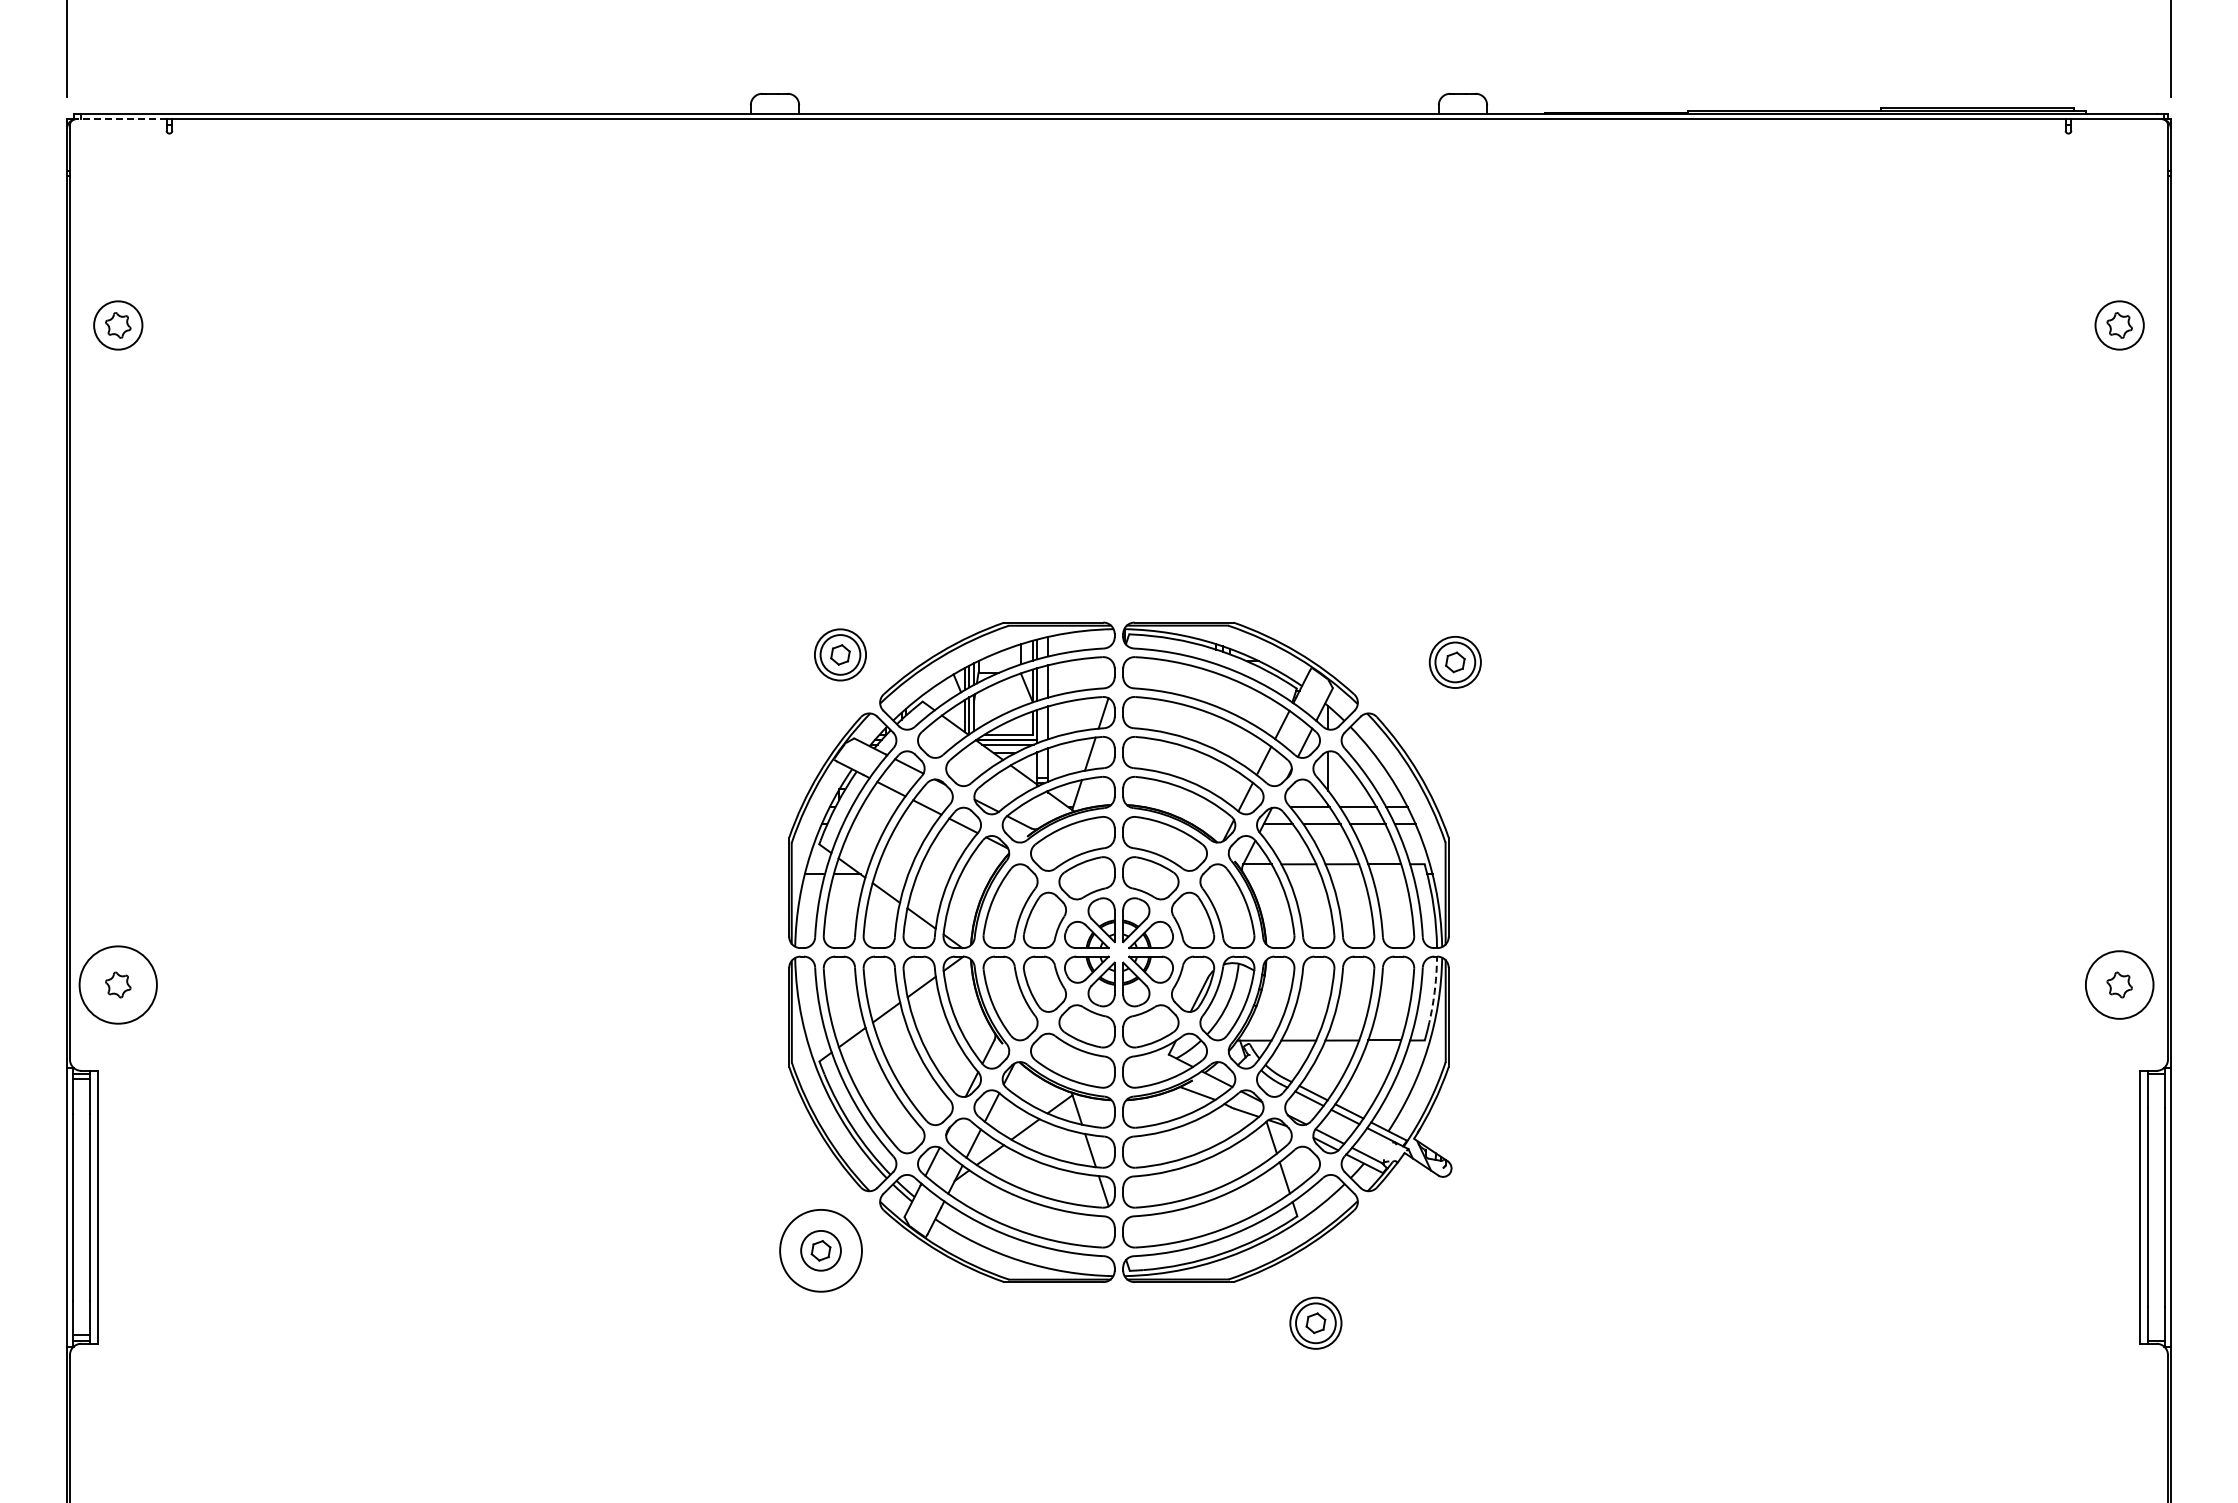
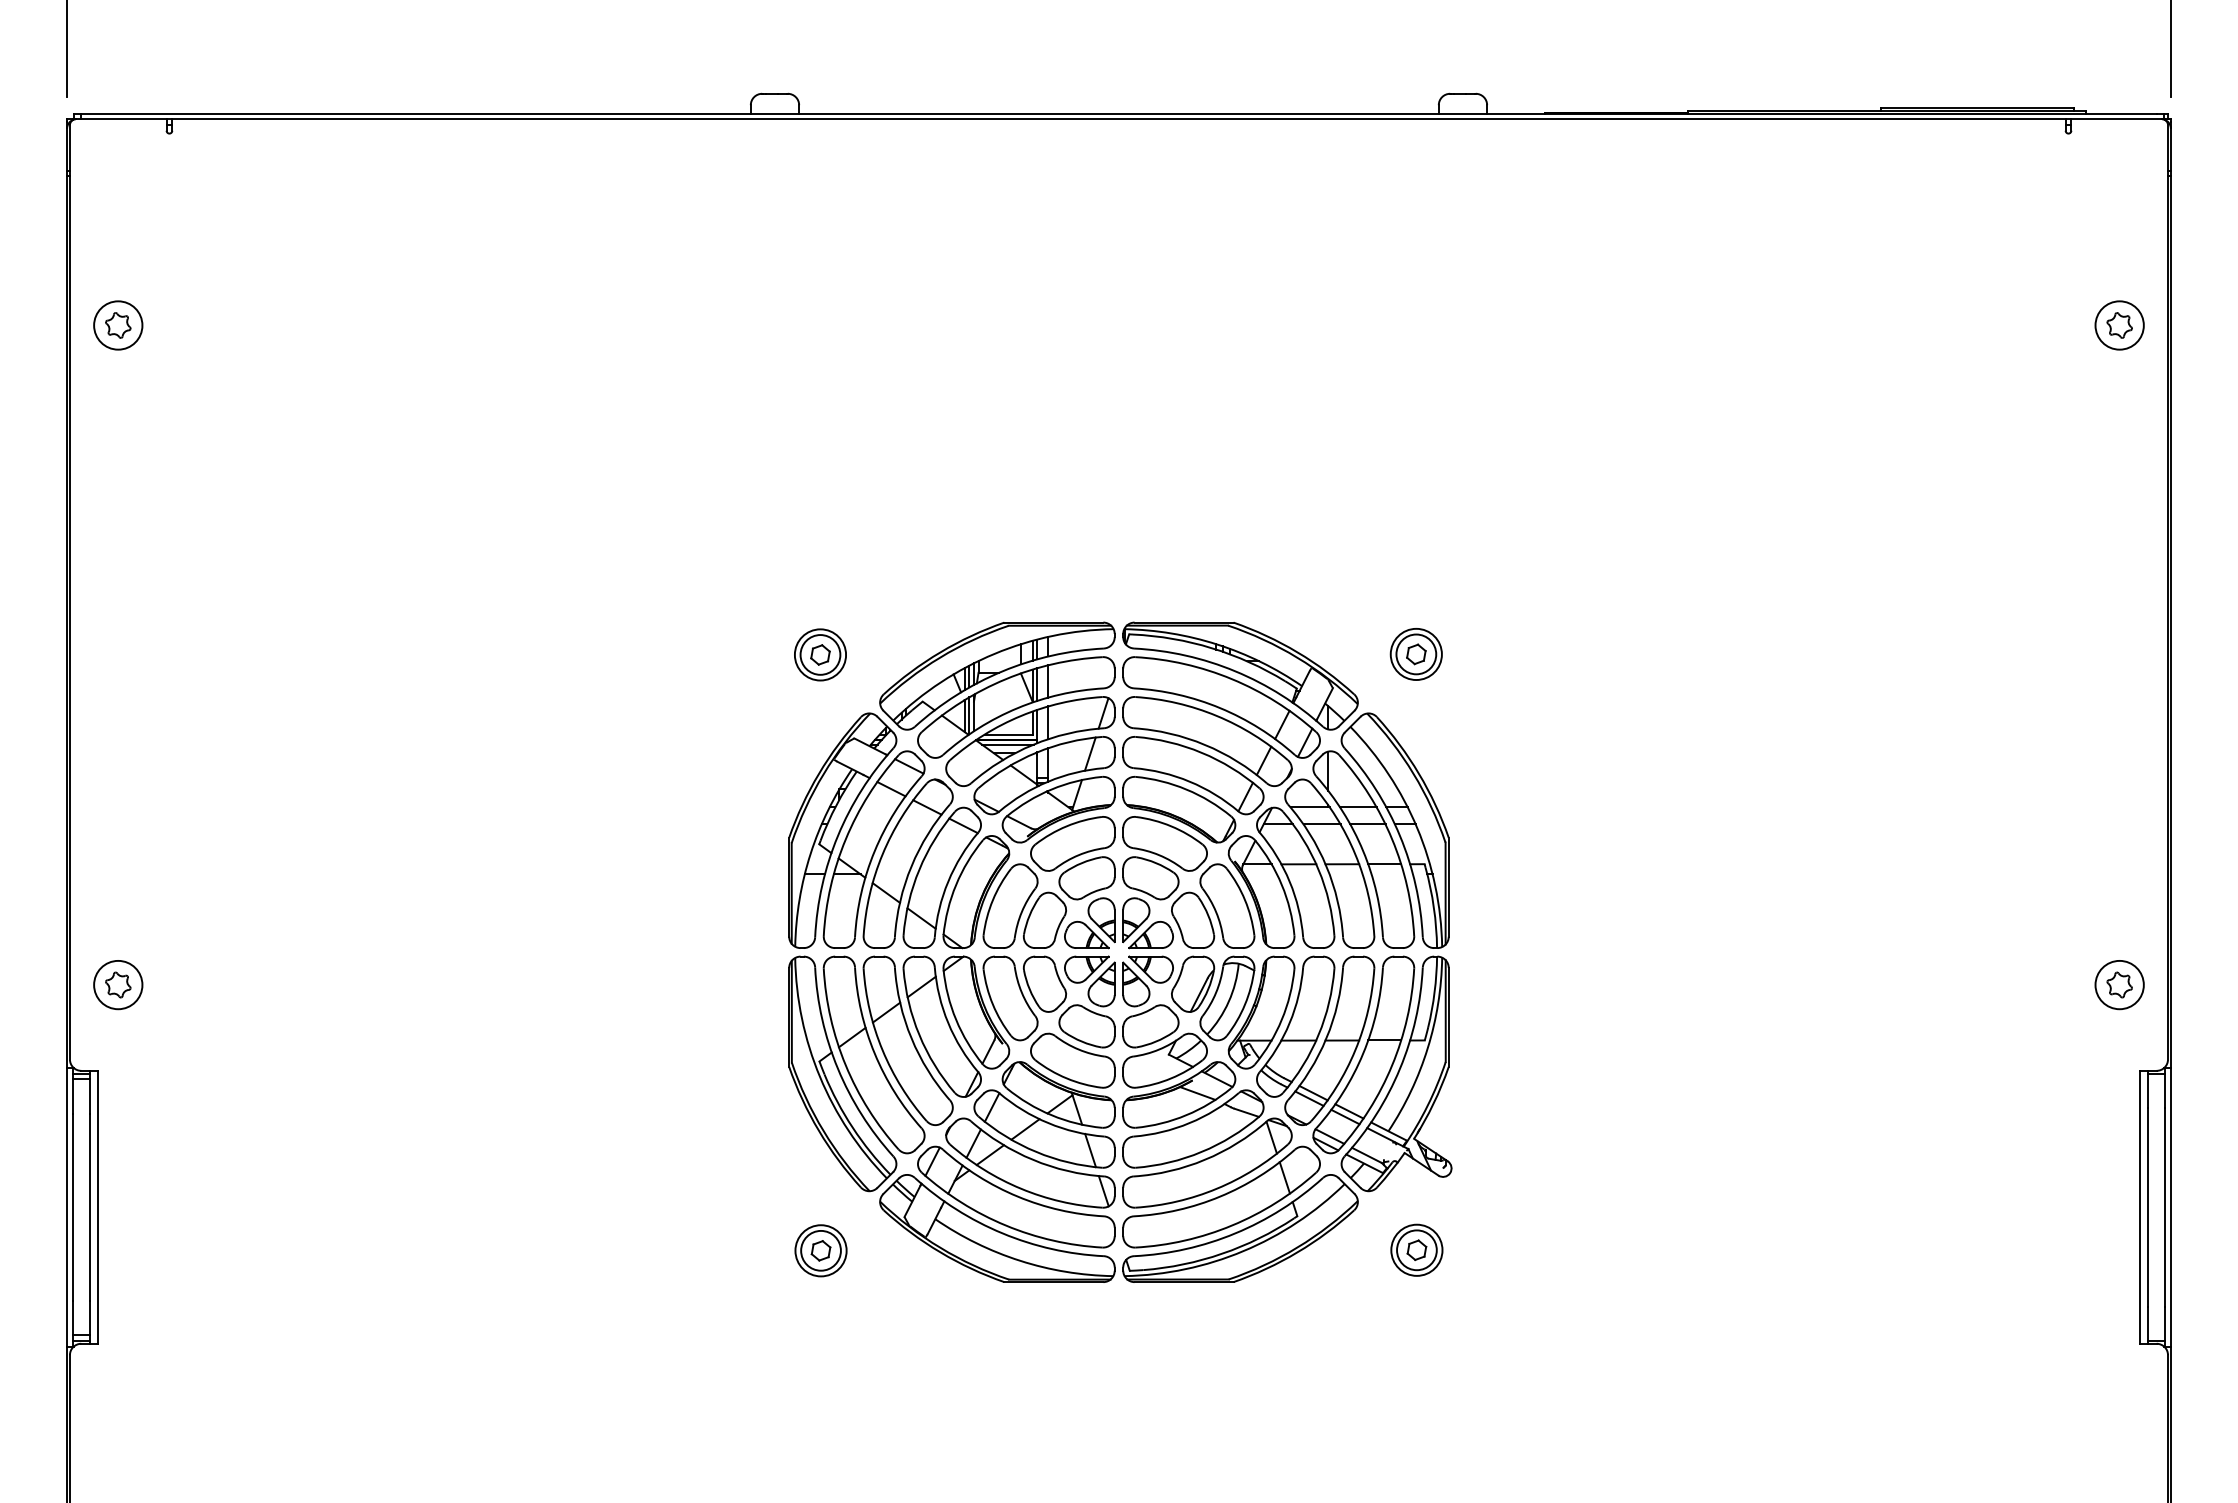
line: dashed -> solid (120, 119)
part position: (840, 654) -> (820, 654) (820, 654)
part position: (1454, 662) -> (1415, 654) (1415, 654)
circle diameter: 77 px -> 48 px (118, 984)
circle diameter: 68 px -> 48 px (2119, 984)
arc: dashed -> solid (1434, 992)
circle diameter: 82 px -> 51 px (820, 1250)
part position: (1315, 1322) -> (1416, 1249) (1416, 1249)
